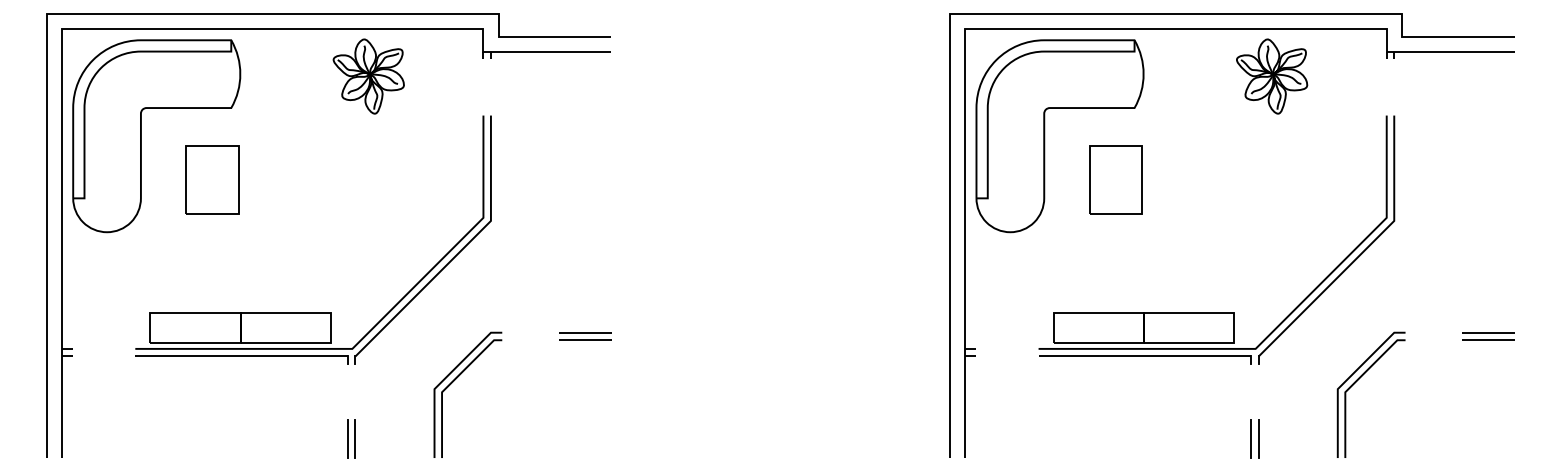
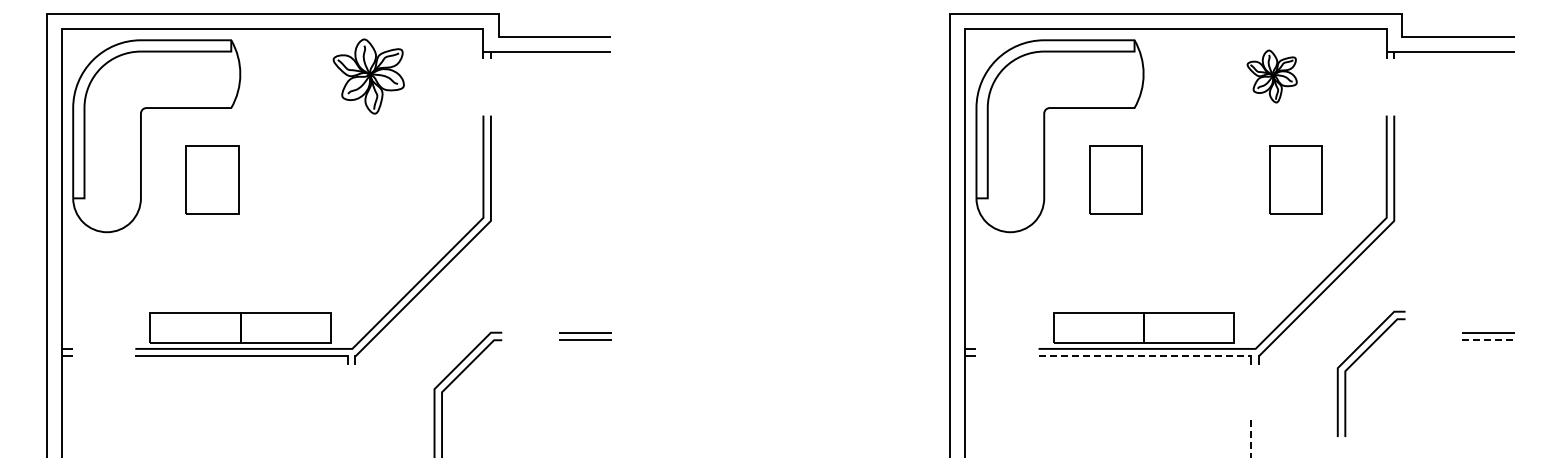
part size: 73x77 px -> 52x55 px (1271, 76)
part: none -> present (1295, 179)
line: solid -> dashed (1488, 340)
line: solid -> dashed (1145, 356)
part position: (1357, 381) -> (1357, 360) (1357, 360)
line: present -> none (347, 439)
line: present -> none (355, 439)
line: solid -> dashed (1251, 439)
line: present -> none (1258, 439)
